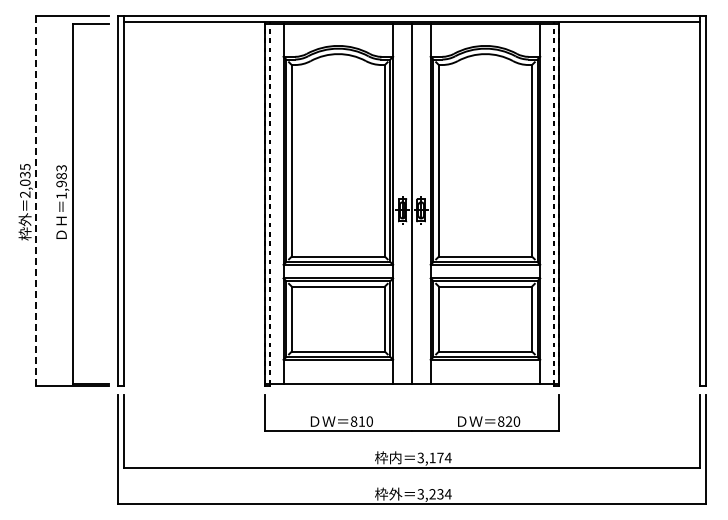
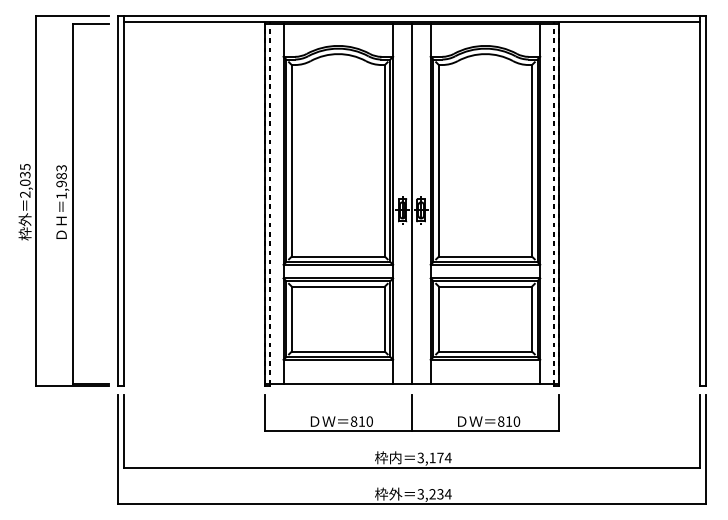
line: dashed -> solid (36, 200)
line: none -> present (411, 412)
text: 820 -> 810 (508, 421)
